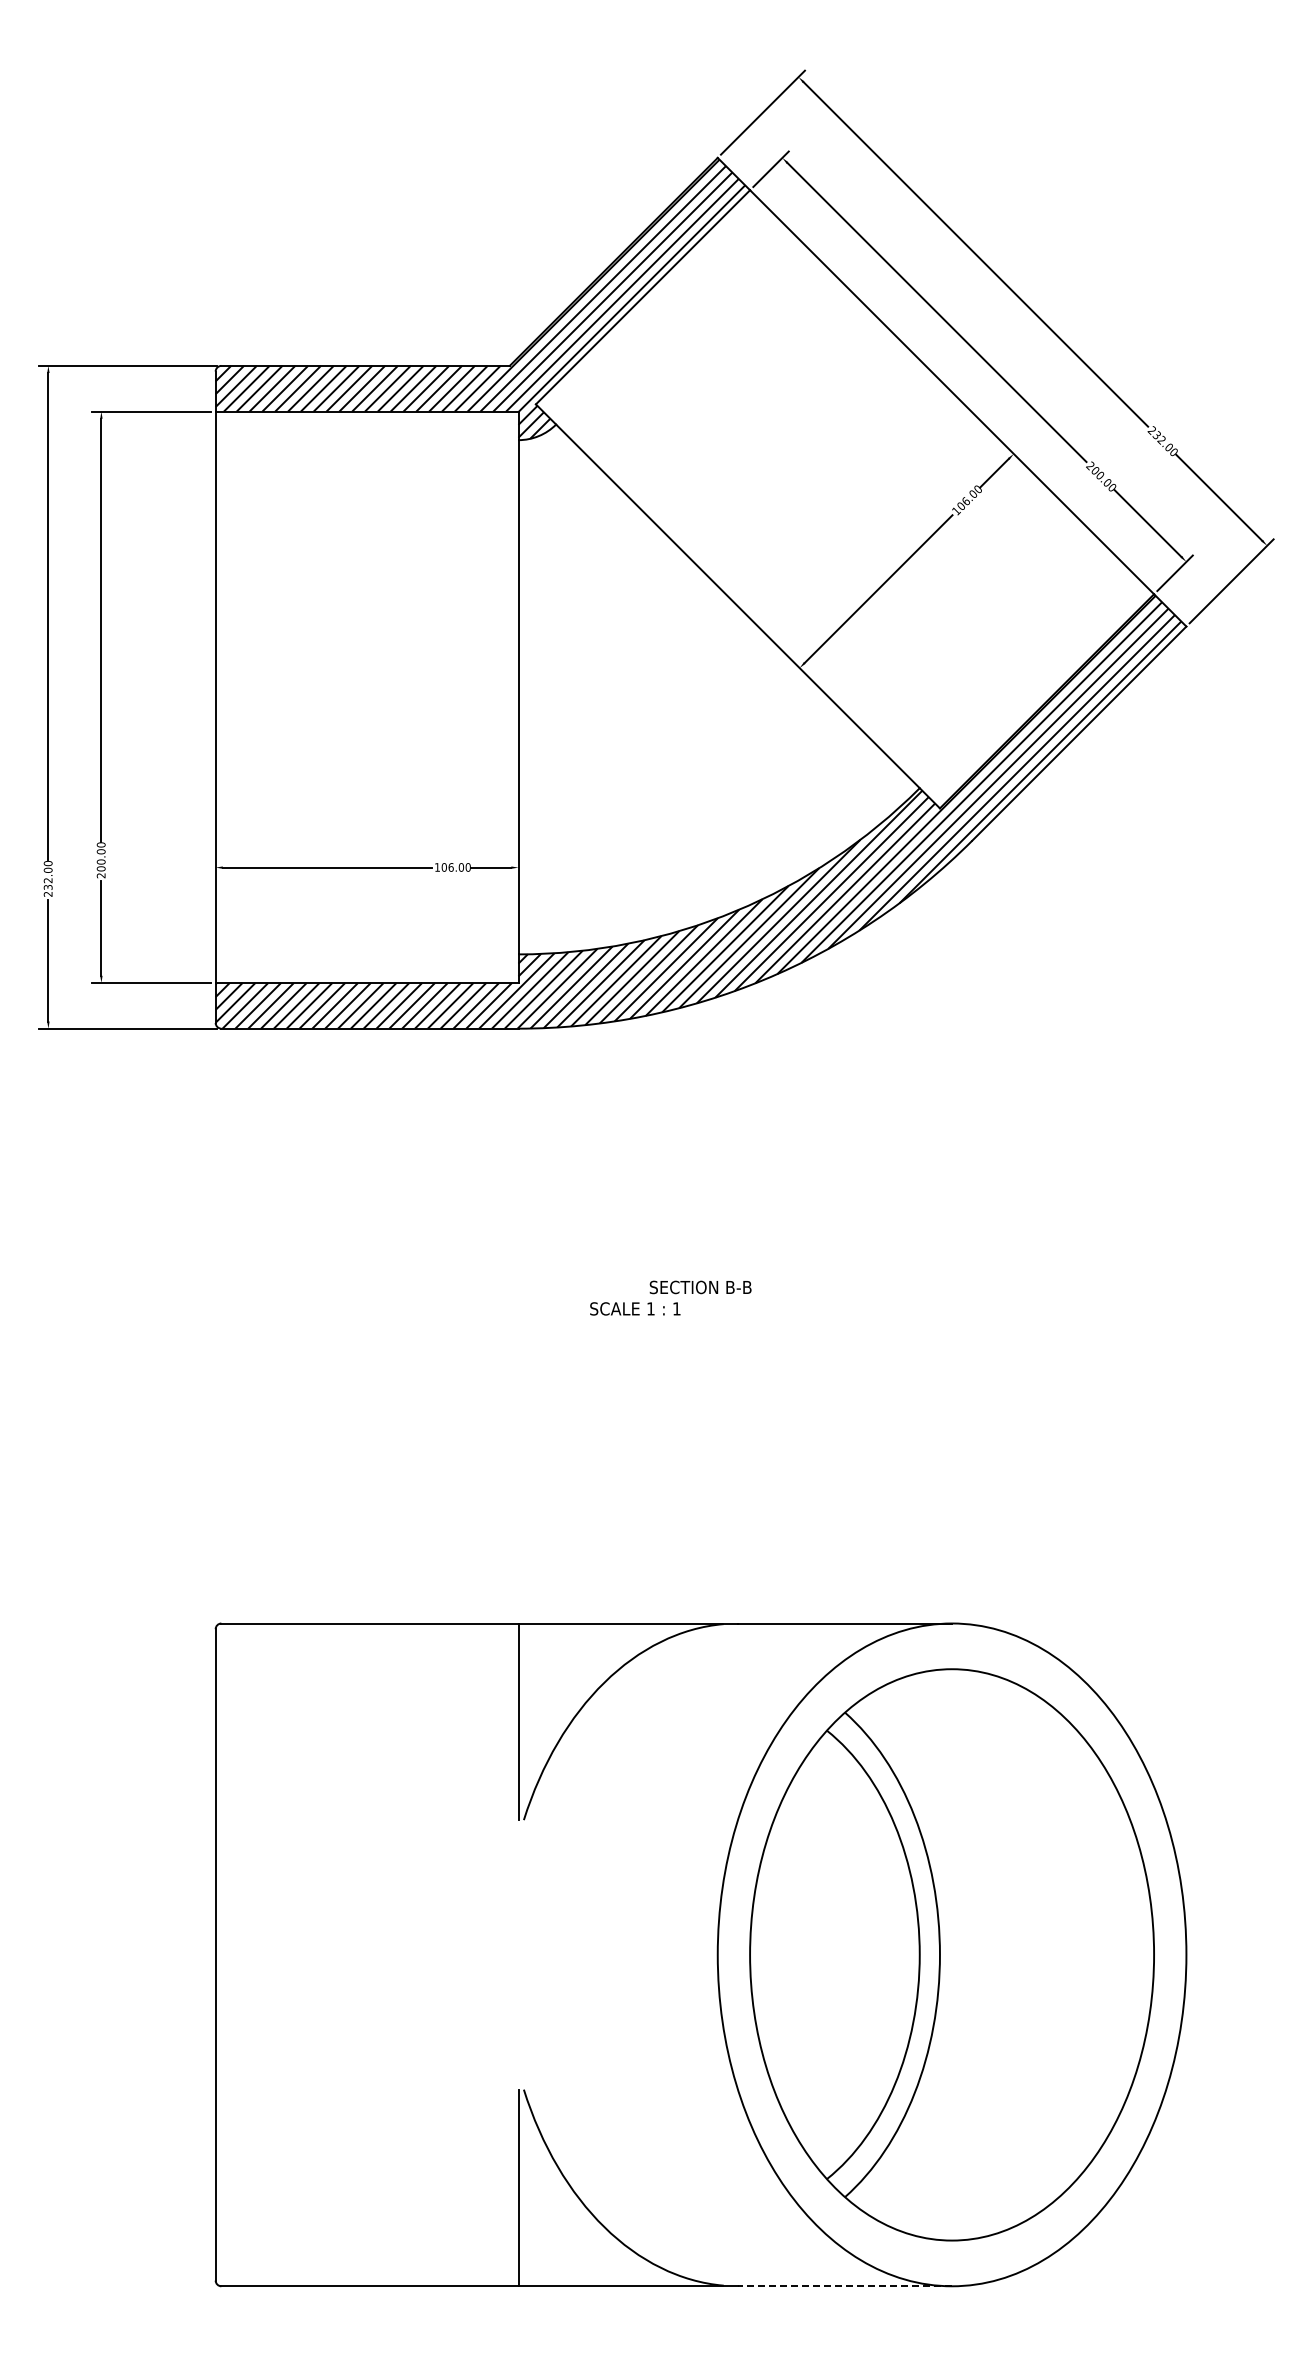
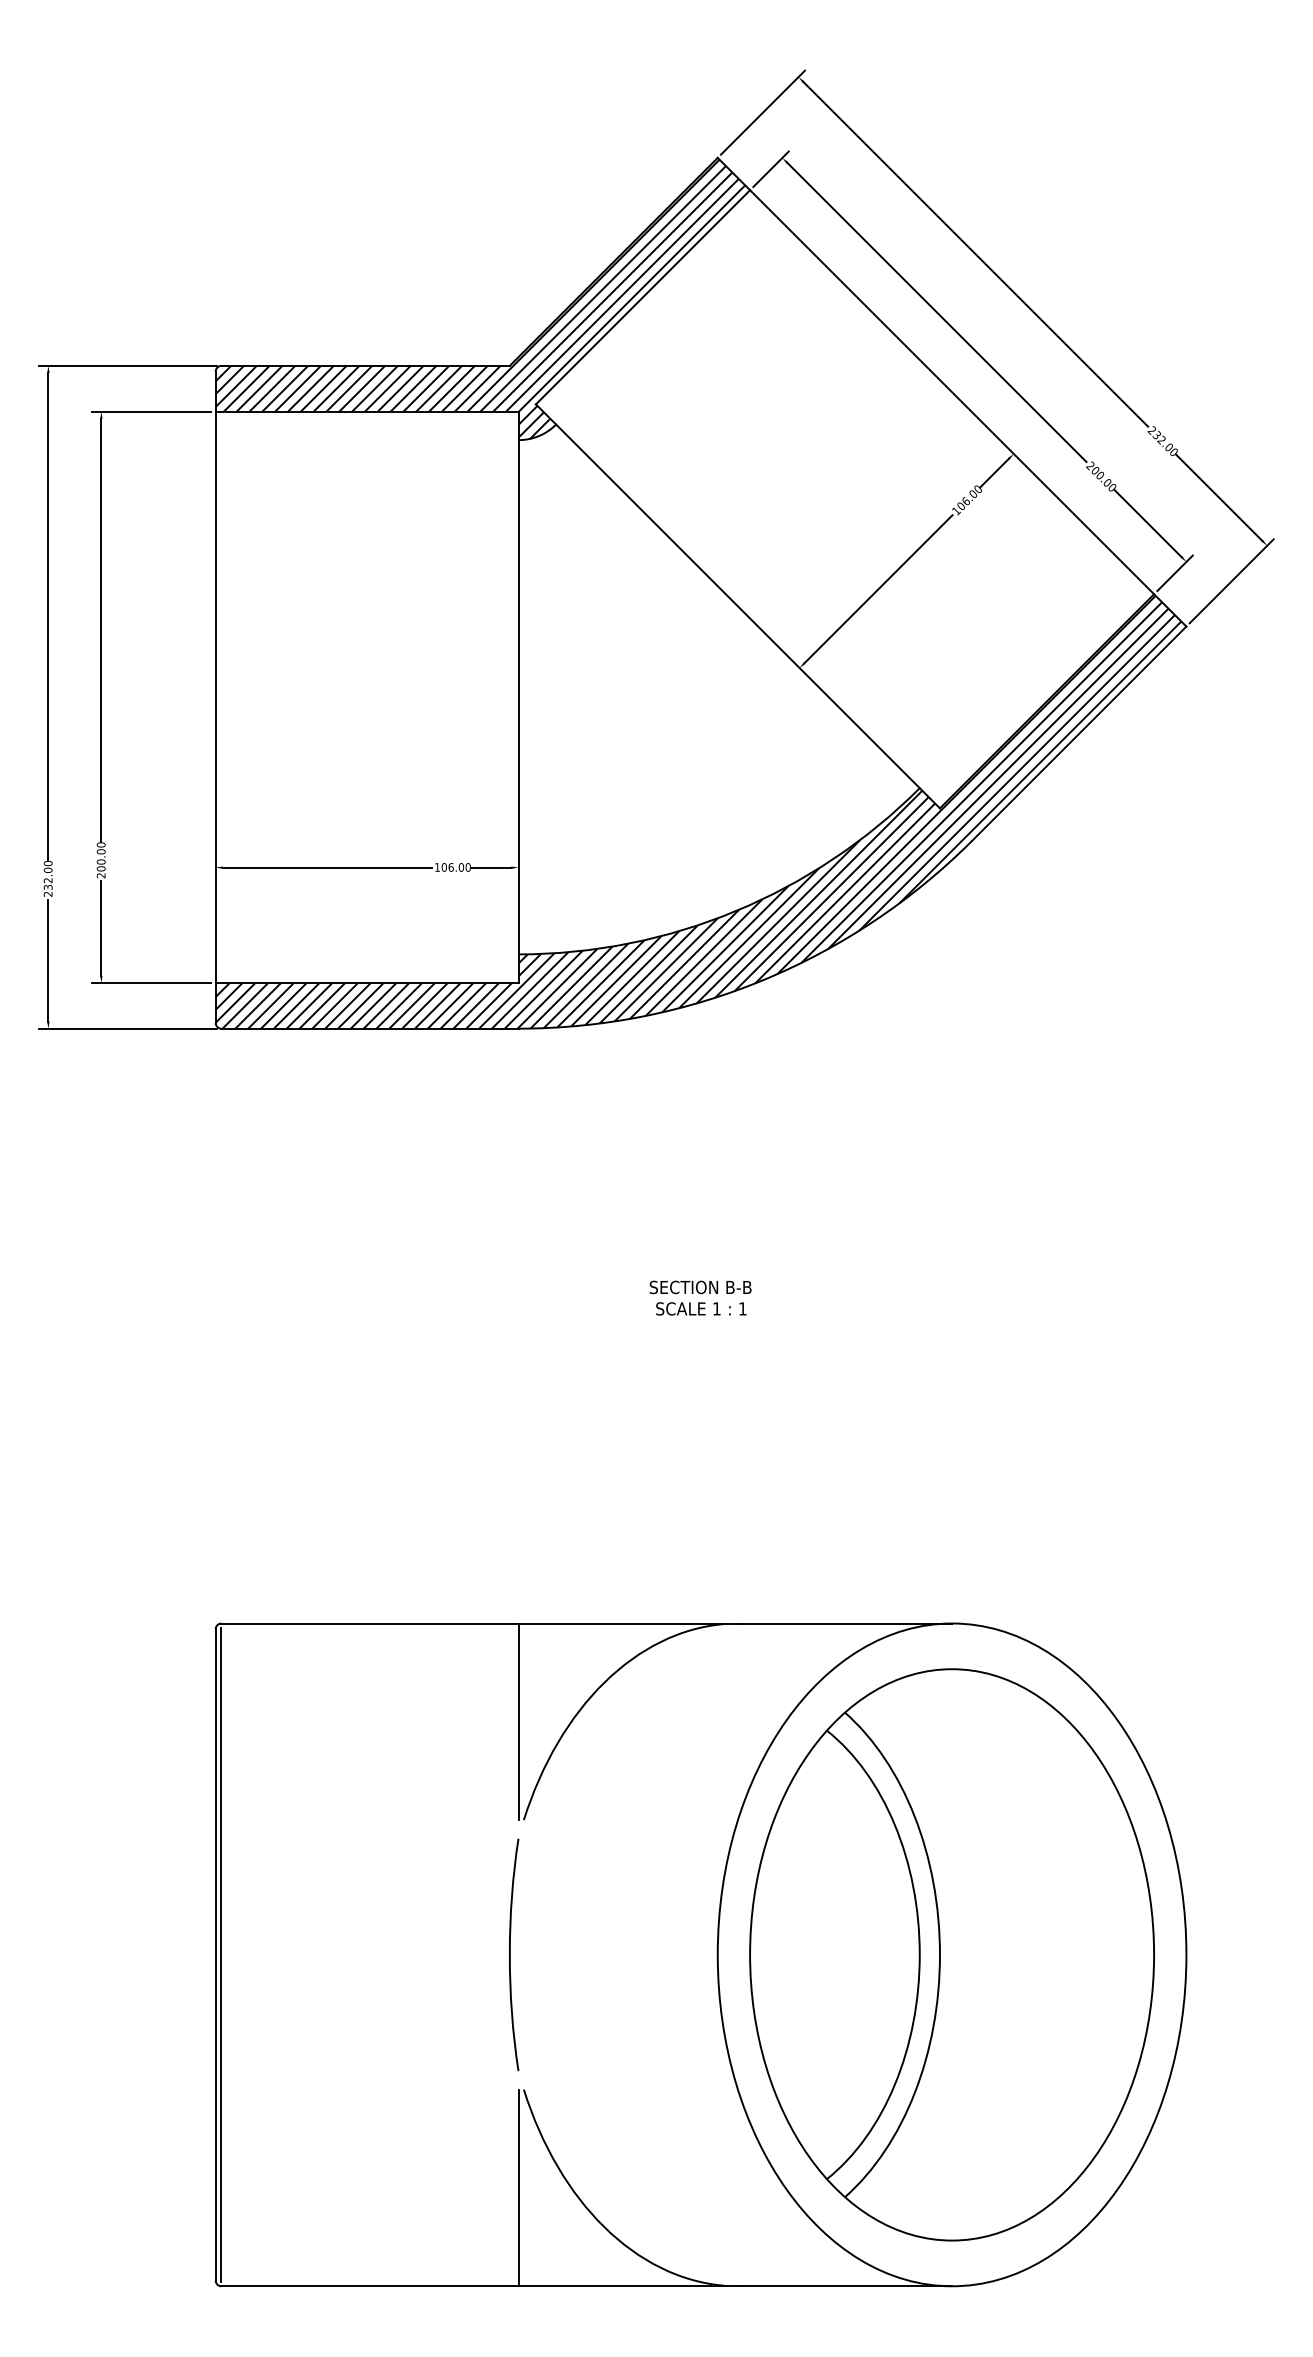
text position: (635, 1308) -> (701, 1308) (701, 1308)
line: none -> present (221, 1954)
curve: none -> present (510, 1954)
line: dashed -> solid (844, 2286)
